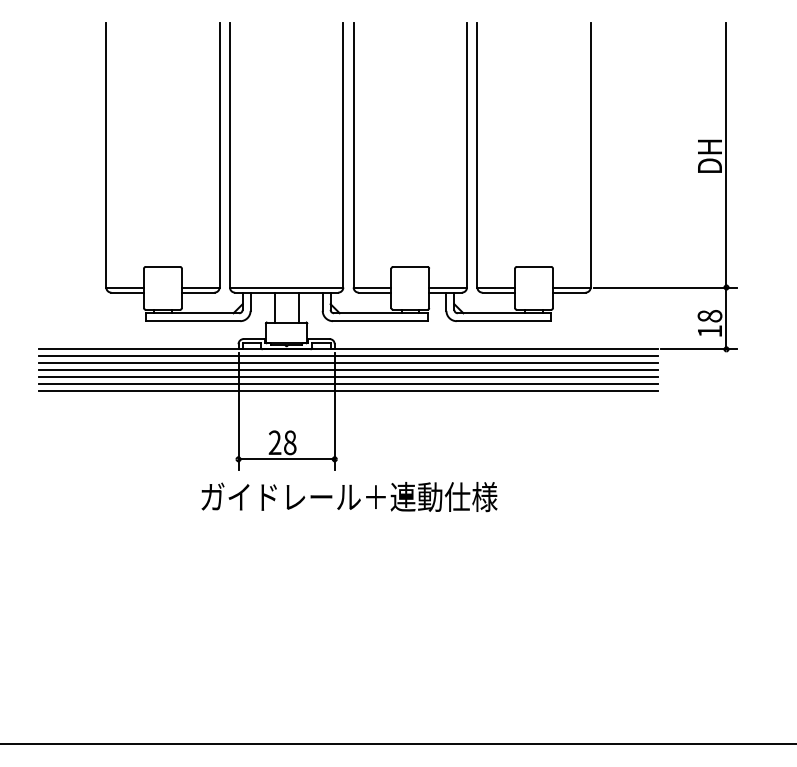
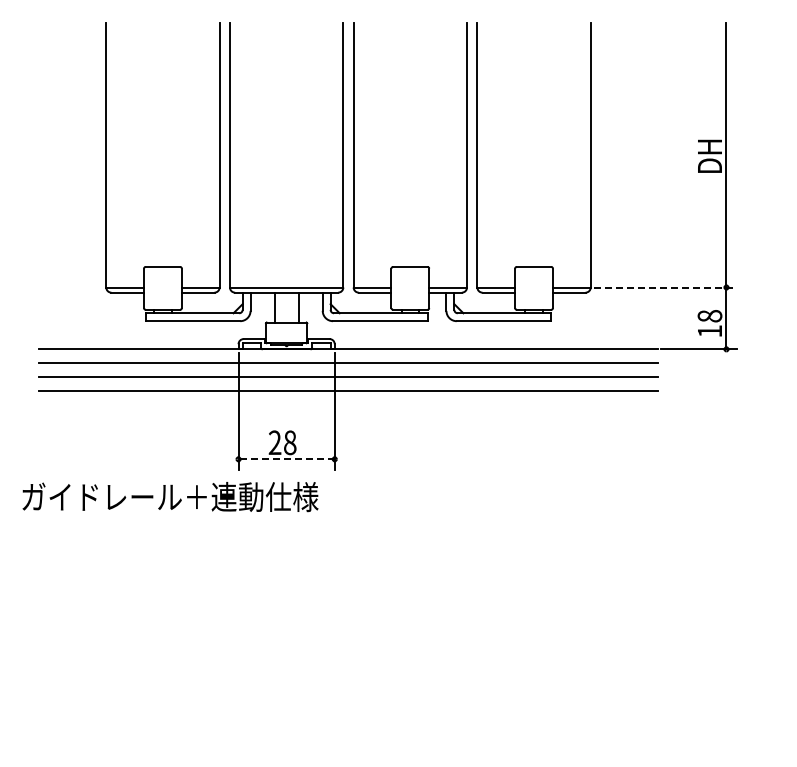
line: solid -> dashed (665, 287)
line: present -> none (348, 356)
line: present -> none (348, 369)
line: present -> none (348, 383)
line: solid -> dashed (286, 459)
text position: (349, 497) -> (170, 497) (170, 497)
line: present -> none (397, 744)
